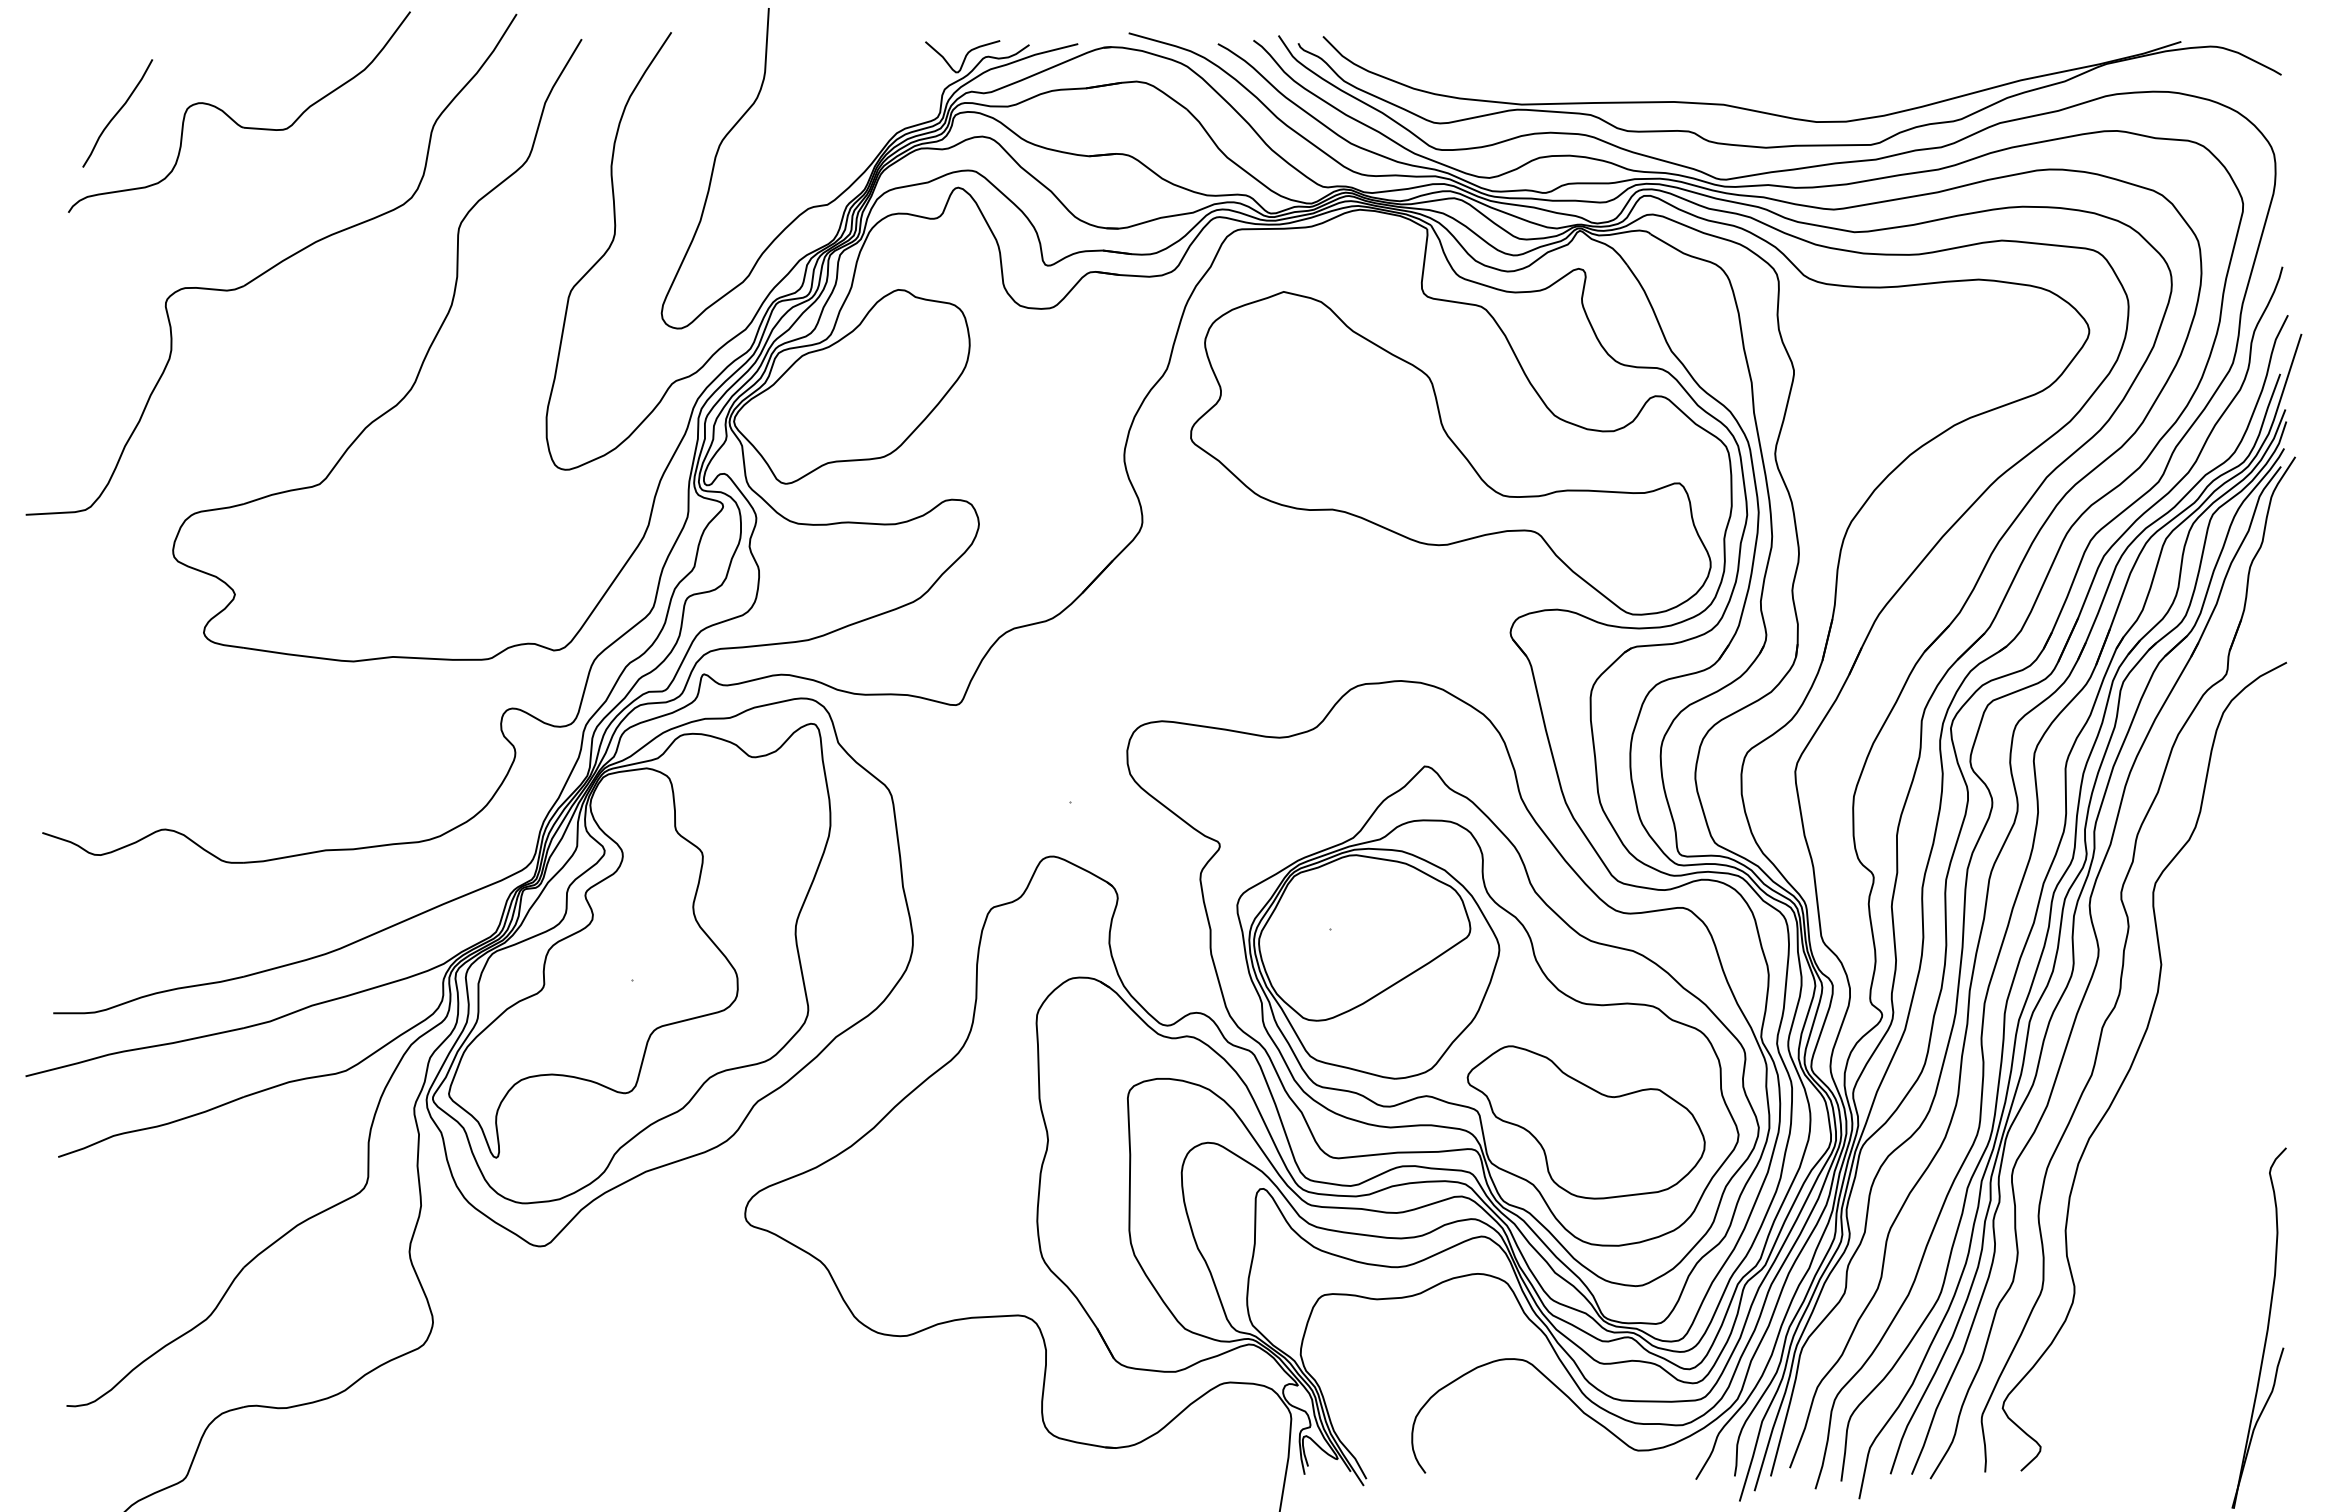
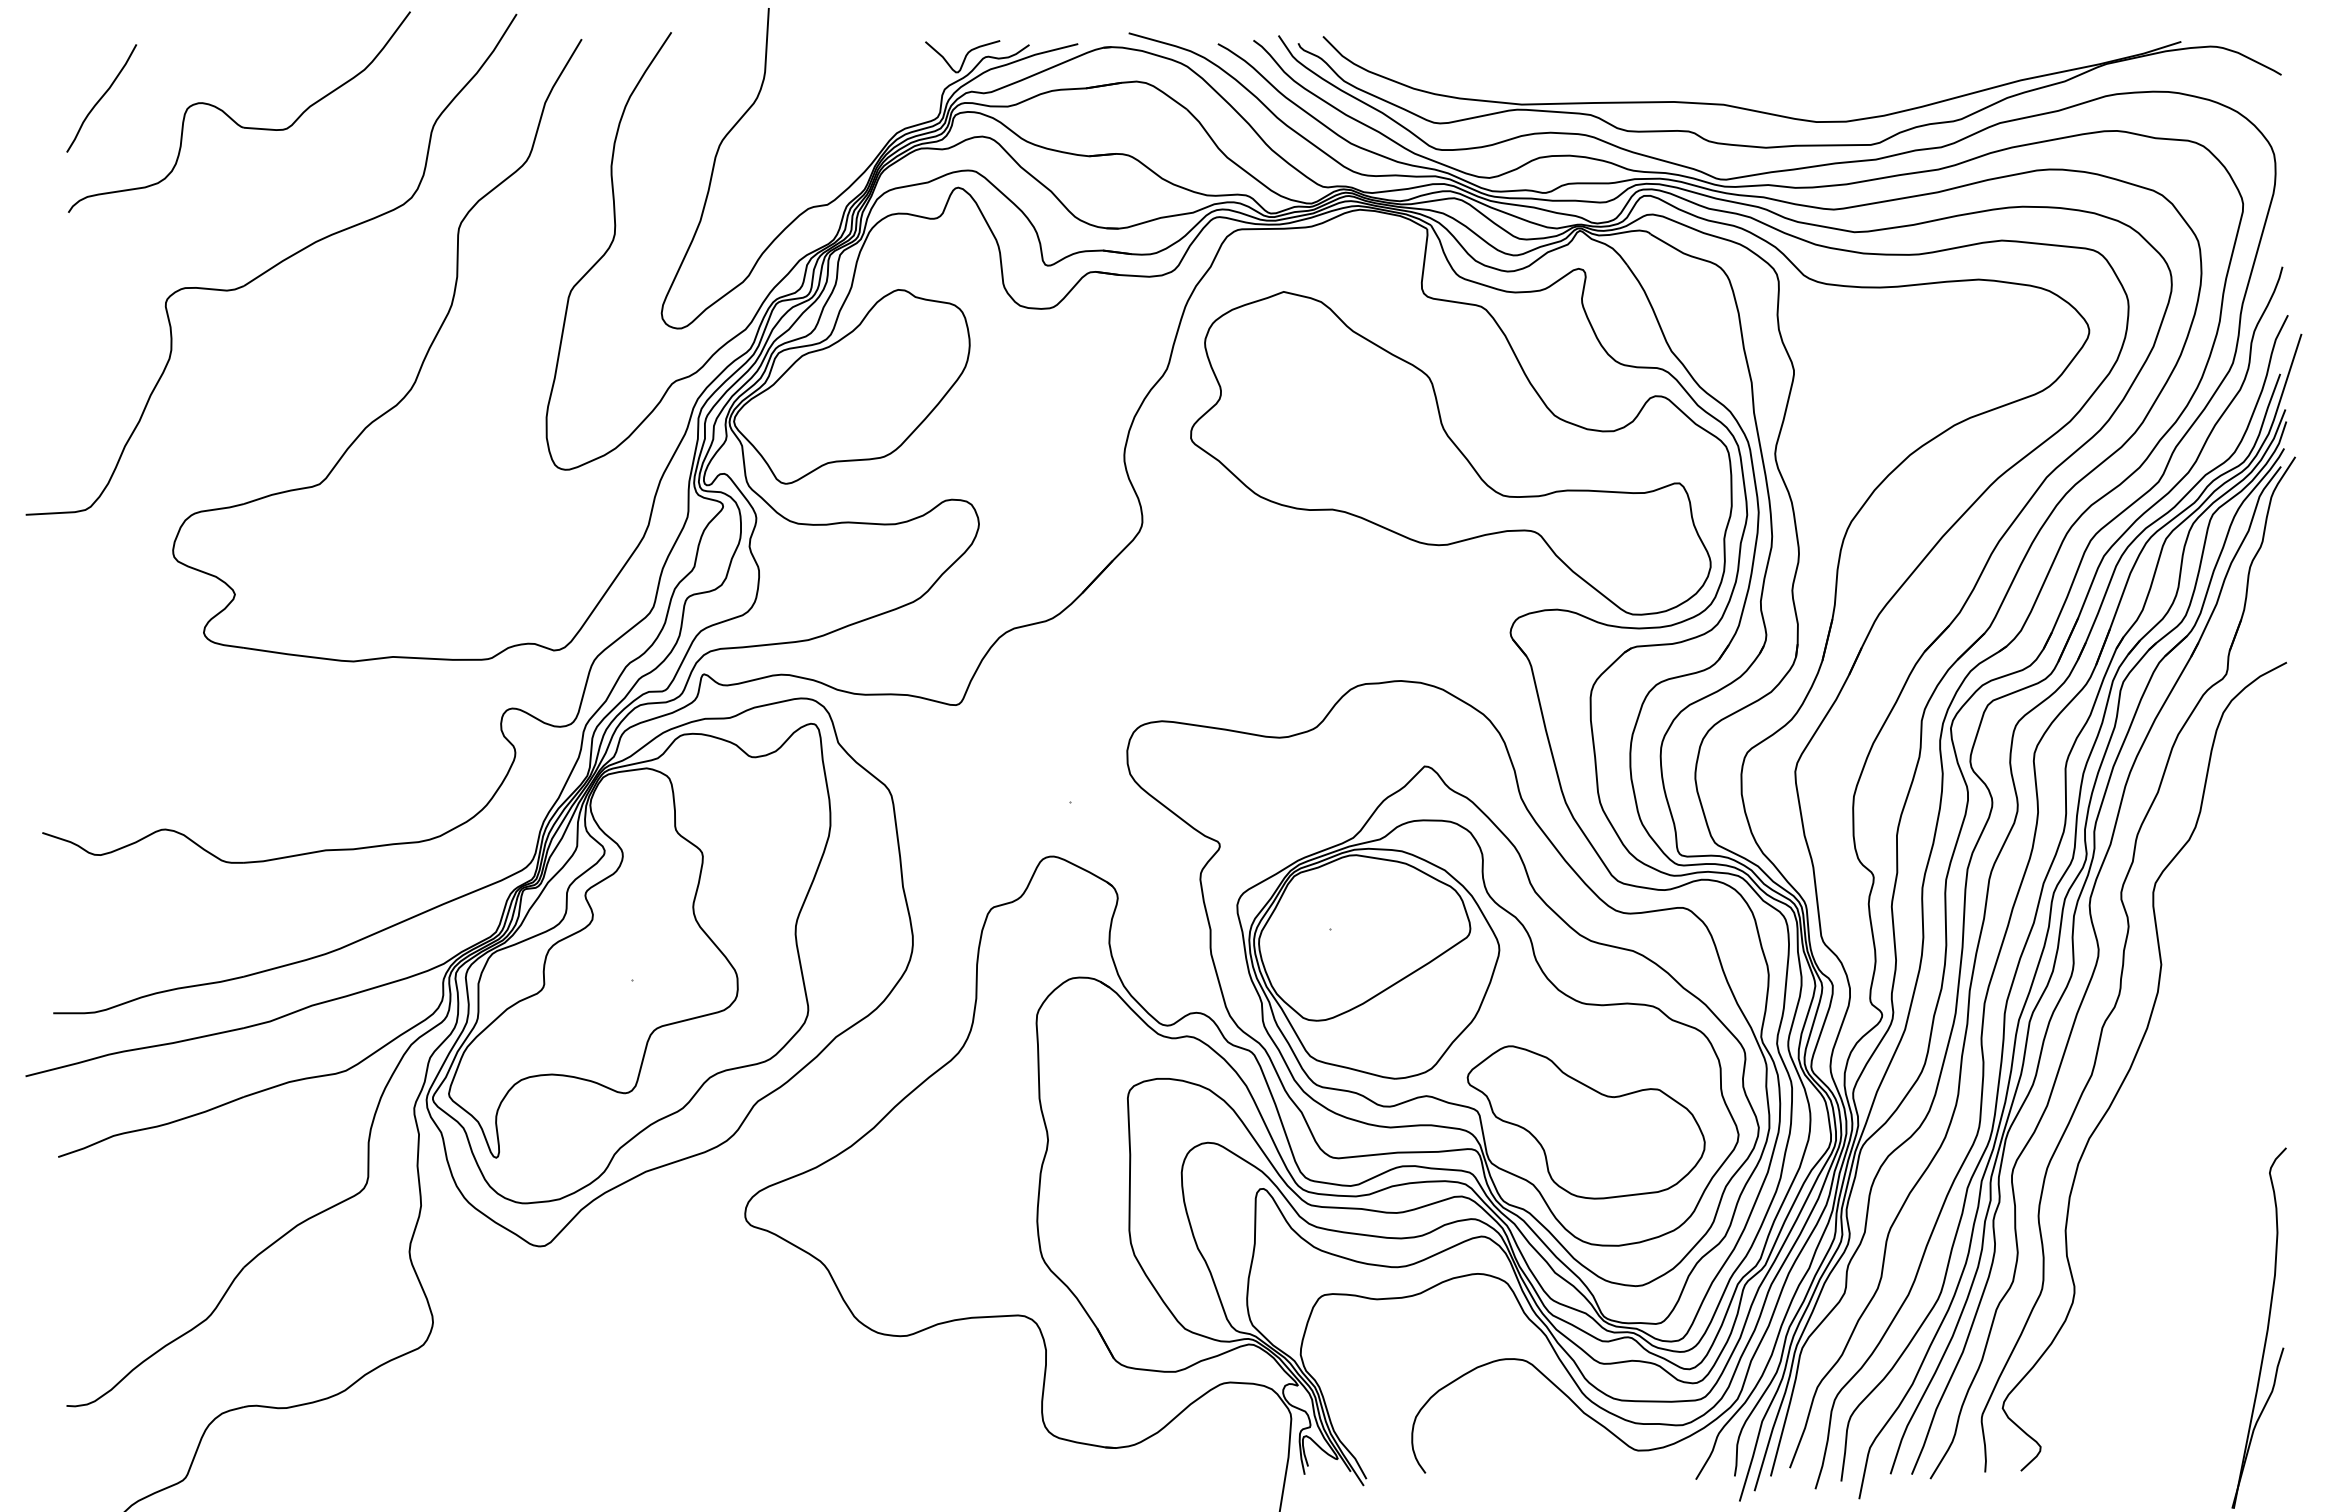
curve position: (117, 113) -> (101, 98) (101, 98)
